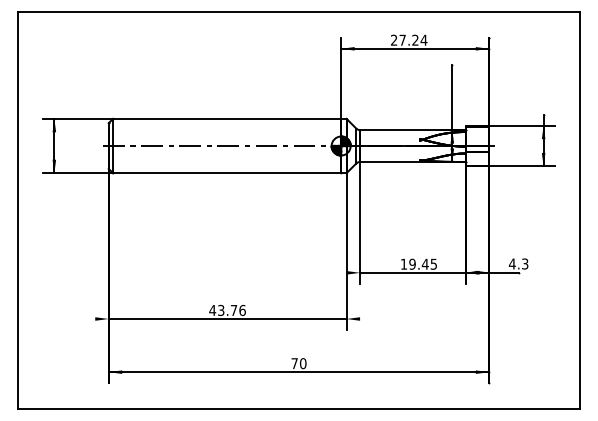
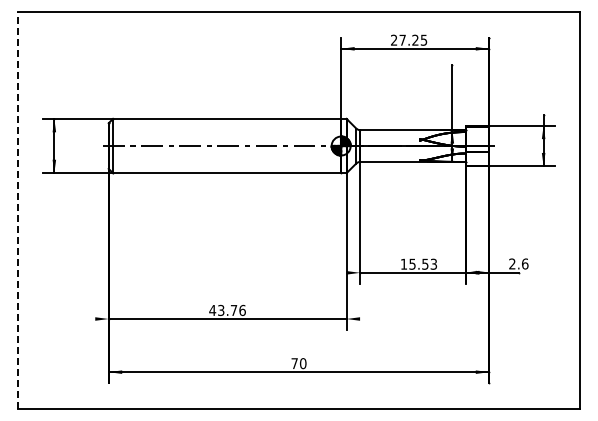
text: 27.24 -> 27.25 (423, 39)
line: solid -> dashed (17, 210)
text: 19.45 -> 15.53 (422, 263)
text: 4.3 -> 2.6 (518, 263)
